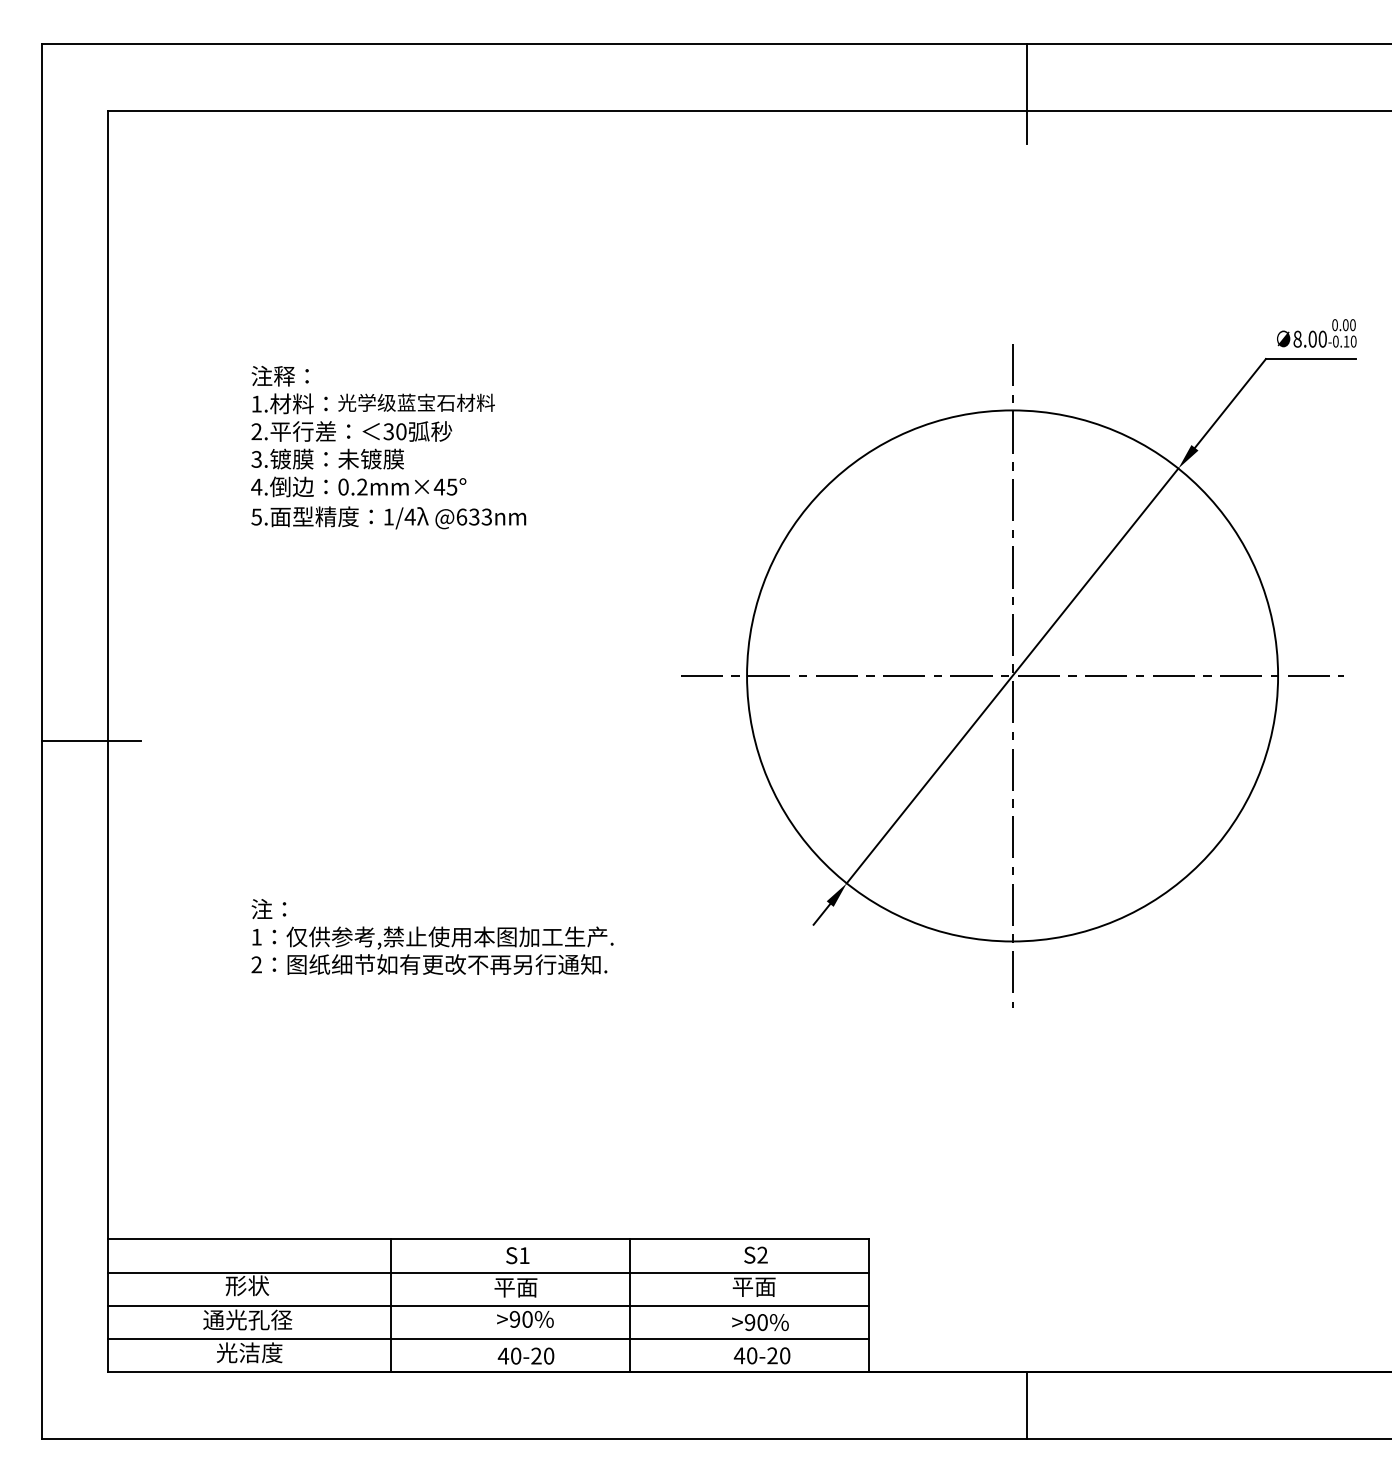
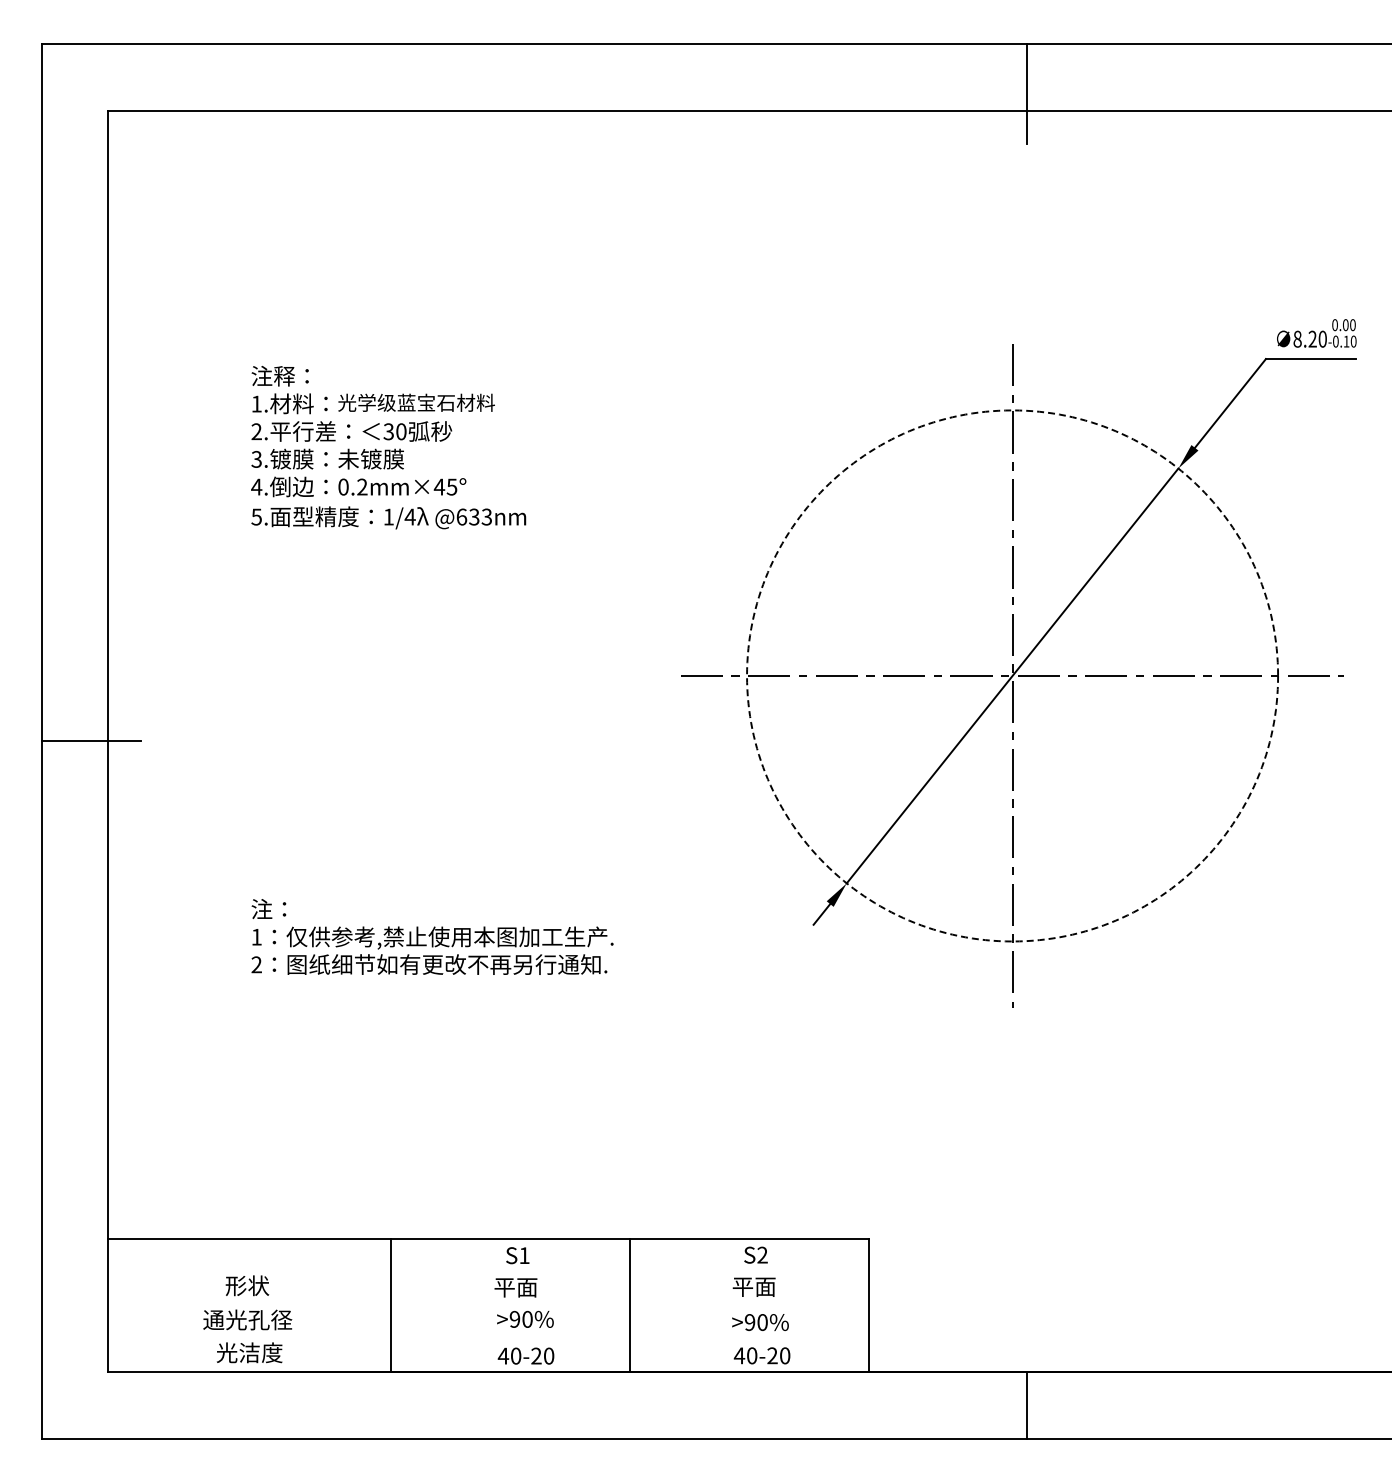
text: 8.00 -> 8.20 (1312, 338)
circle: solid -> dashed (1012, 675)
line: present -> none (488, 1272)
line: present -> none (488, 1305)
line: present -> none (488, 1338)
